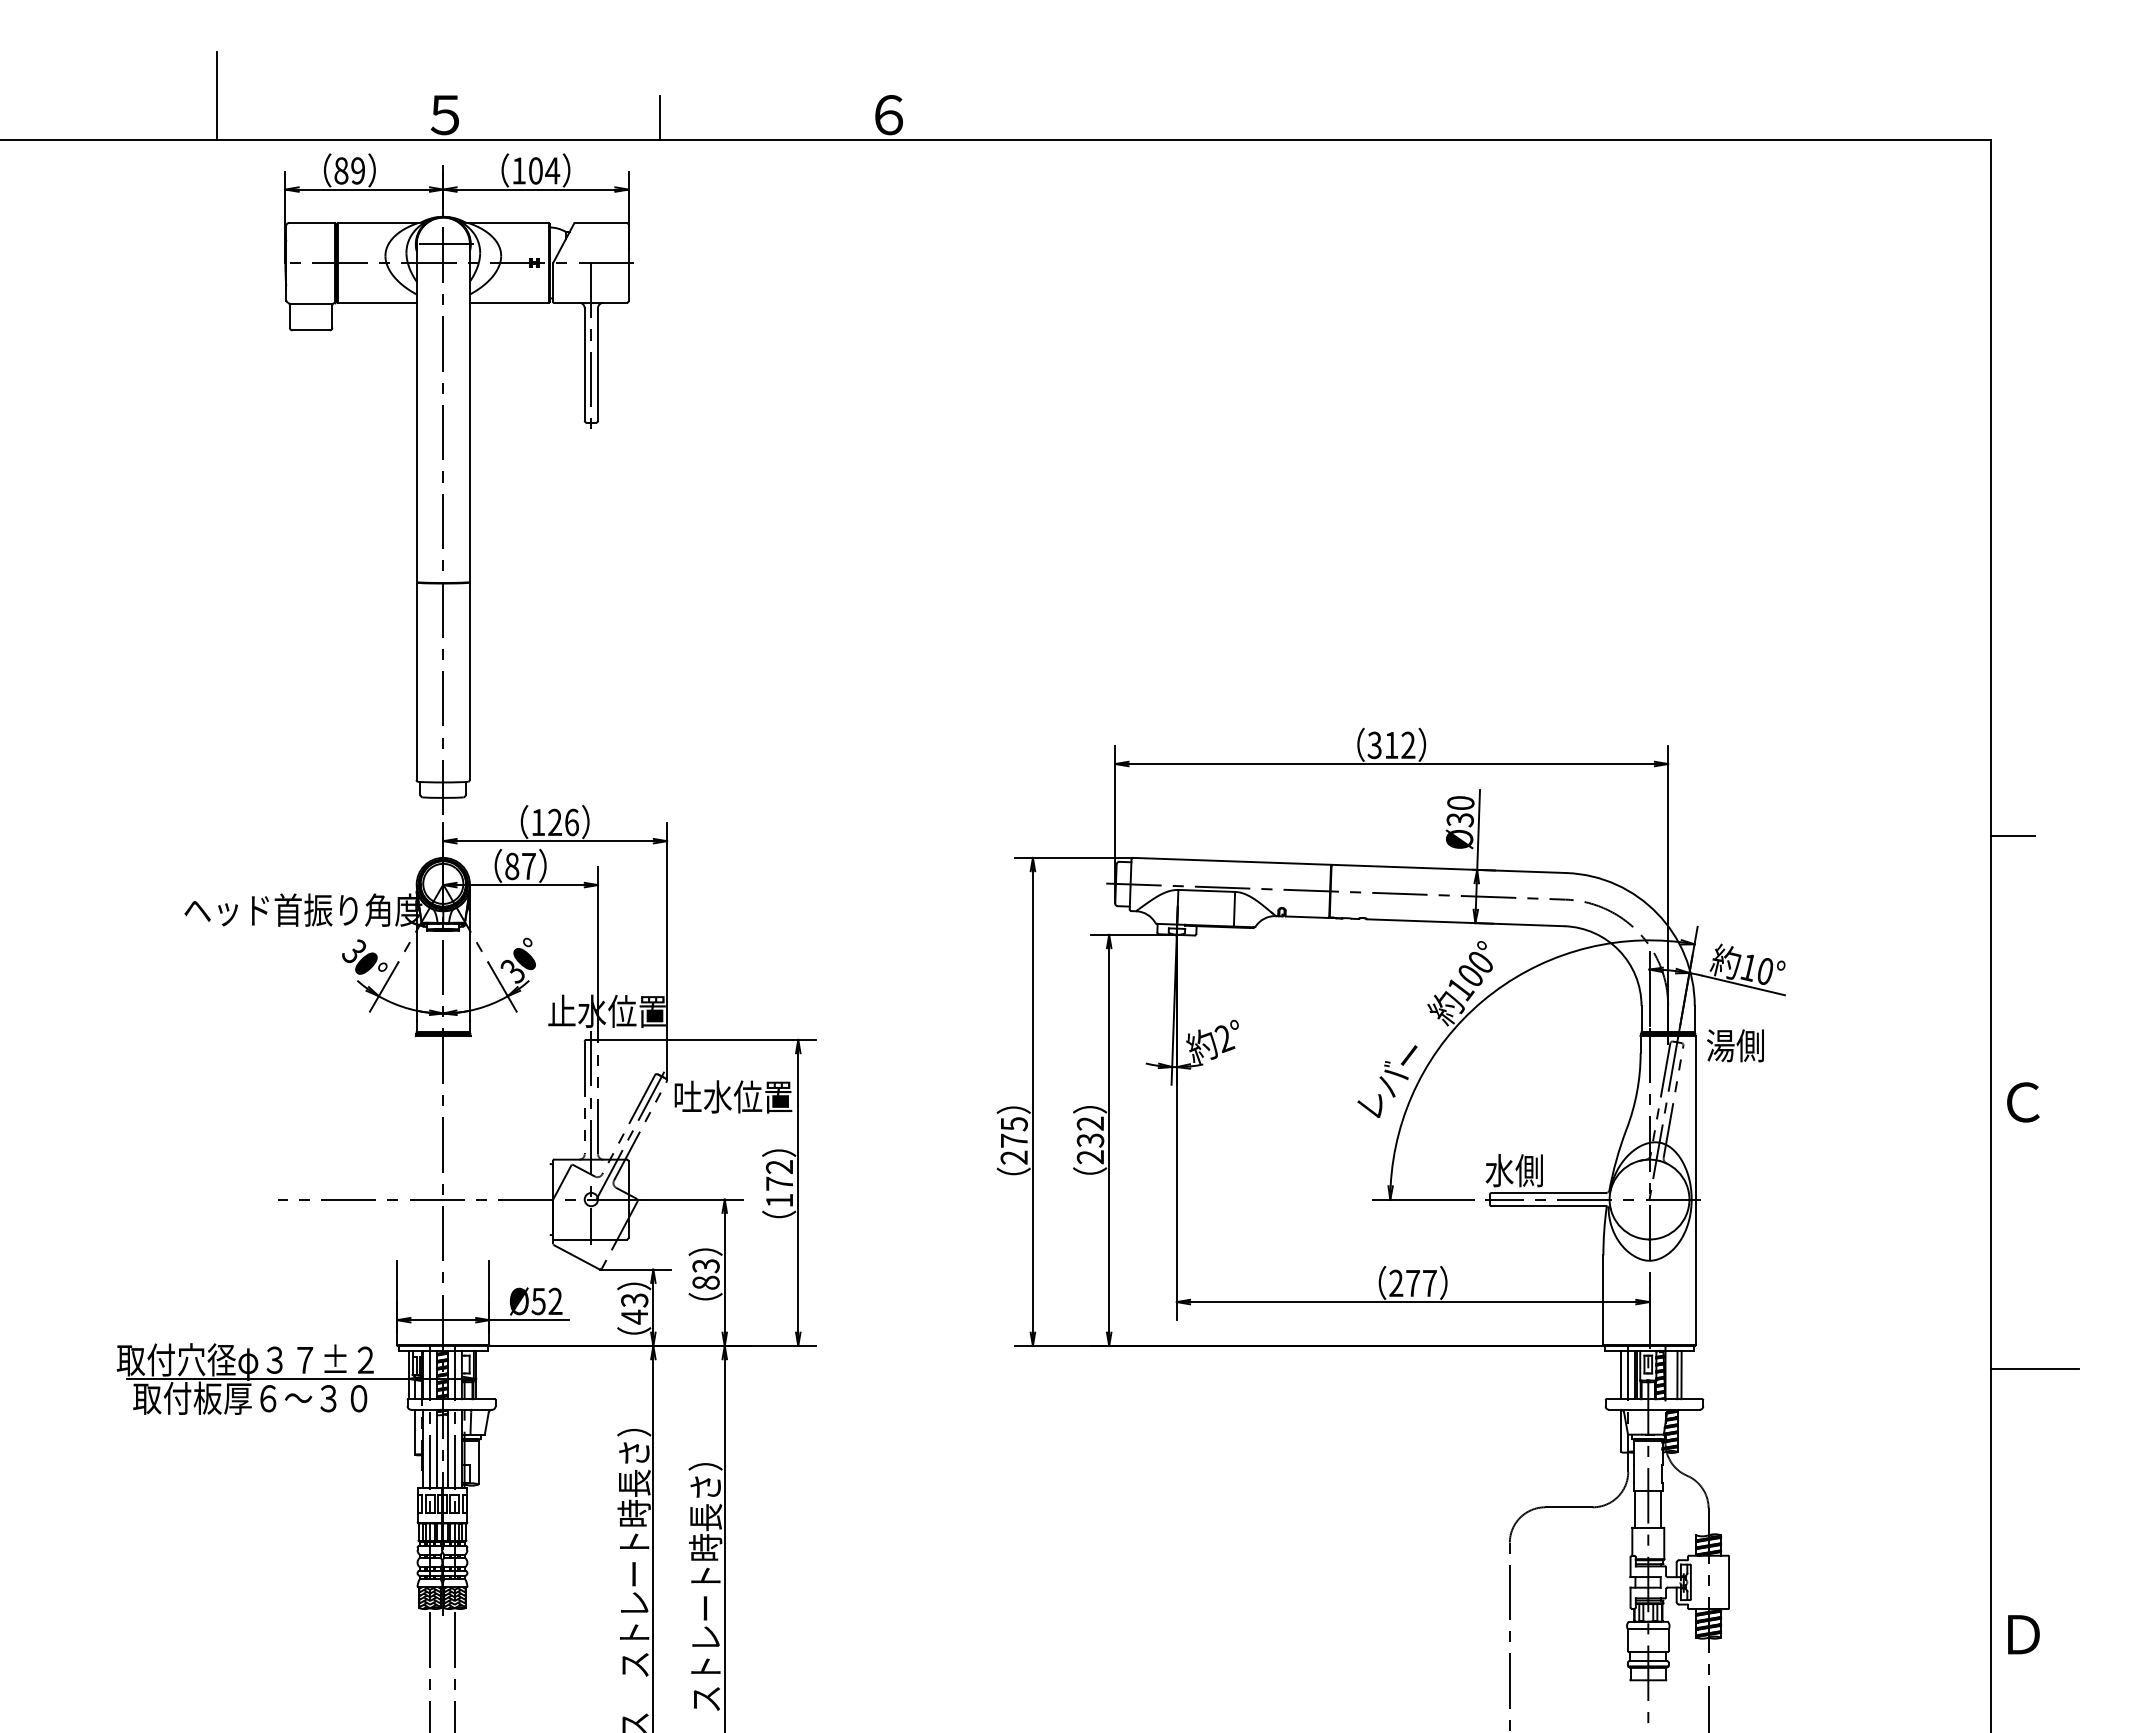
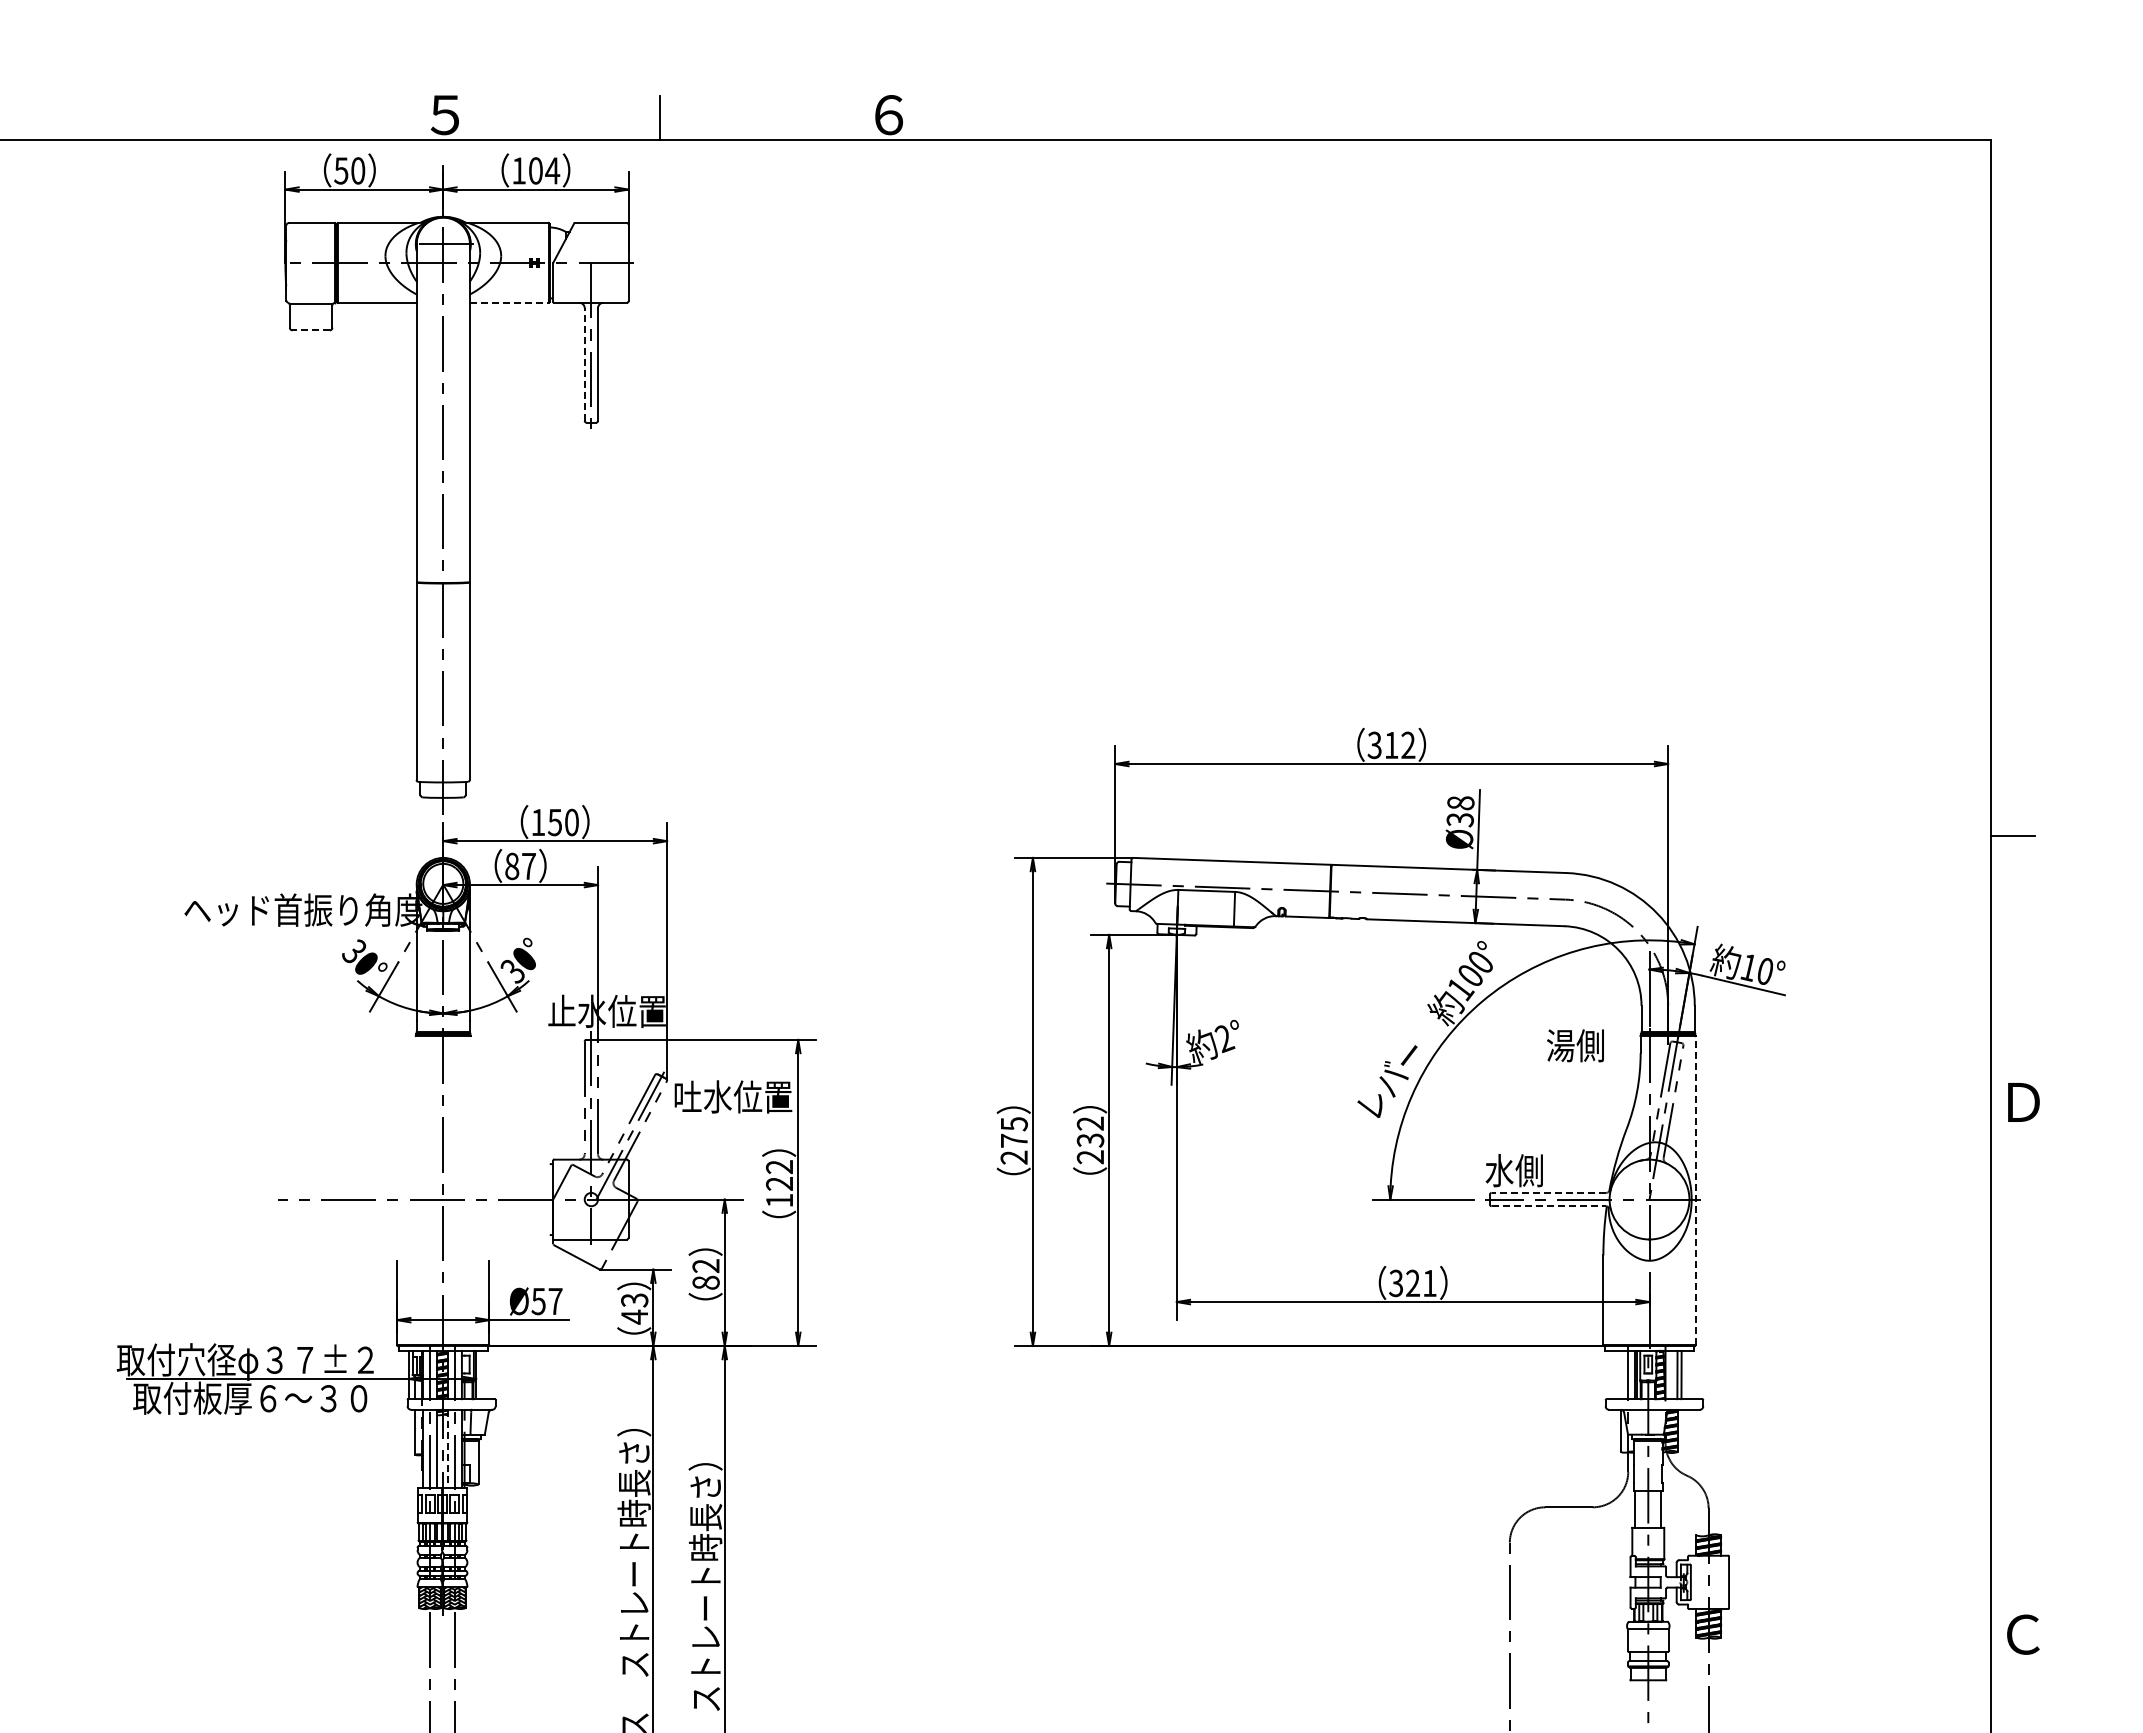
line: present -> none (216, 96)
text: 89 -> 50 (349, 170)
line: solid -> dashed (509, 302)
line: solid -> dashed (310, 330)
line: solid -> dashed (584, 364)
text: Ø30 -> Ø38 (1460, 803)
text: 126 -> 150 (562, 822)
text position: (1735, 1045) -> (1575, 1045) (1575, 1045)
text: Ｃ -> Ｄ (2023, 1102)
text: 172 -> 122 (778, 1183)
line: solid -> dashed (1695, 1190)
line: solid -> dashed (1548, 1192)
line: solid -> dashed (1549, 1206)
text: 83 -> 82 (705, 1266)
text: 277 -> 321 (1412, 1283)
text: Ø52 -> Ø57 (555, 1300)
line: present -> none (2034, 1368)
line: present -> none (1621, 1374)
line: solid -> dashed (447, 1449)
text: Ｄ -> Ｃ (2023, 1634)
